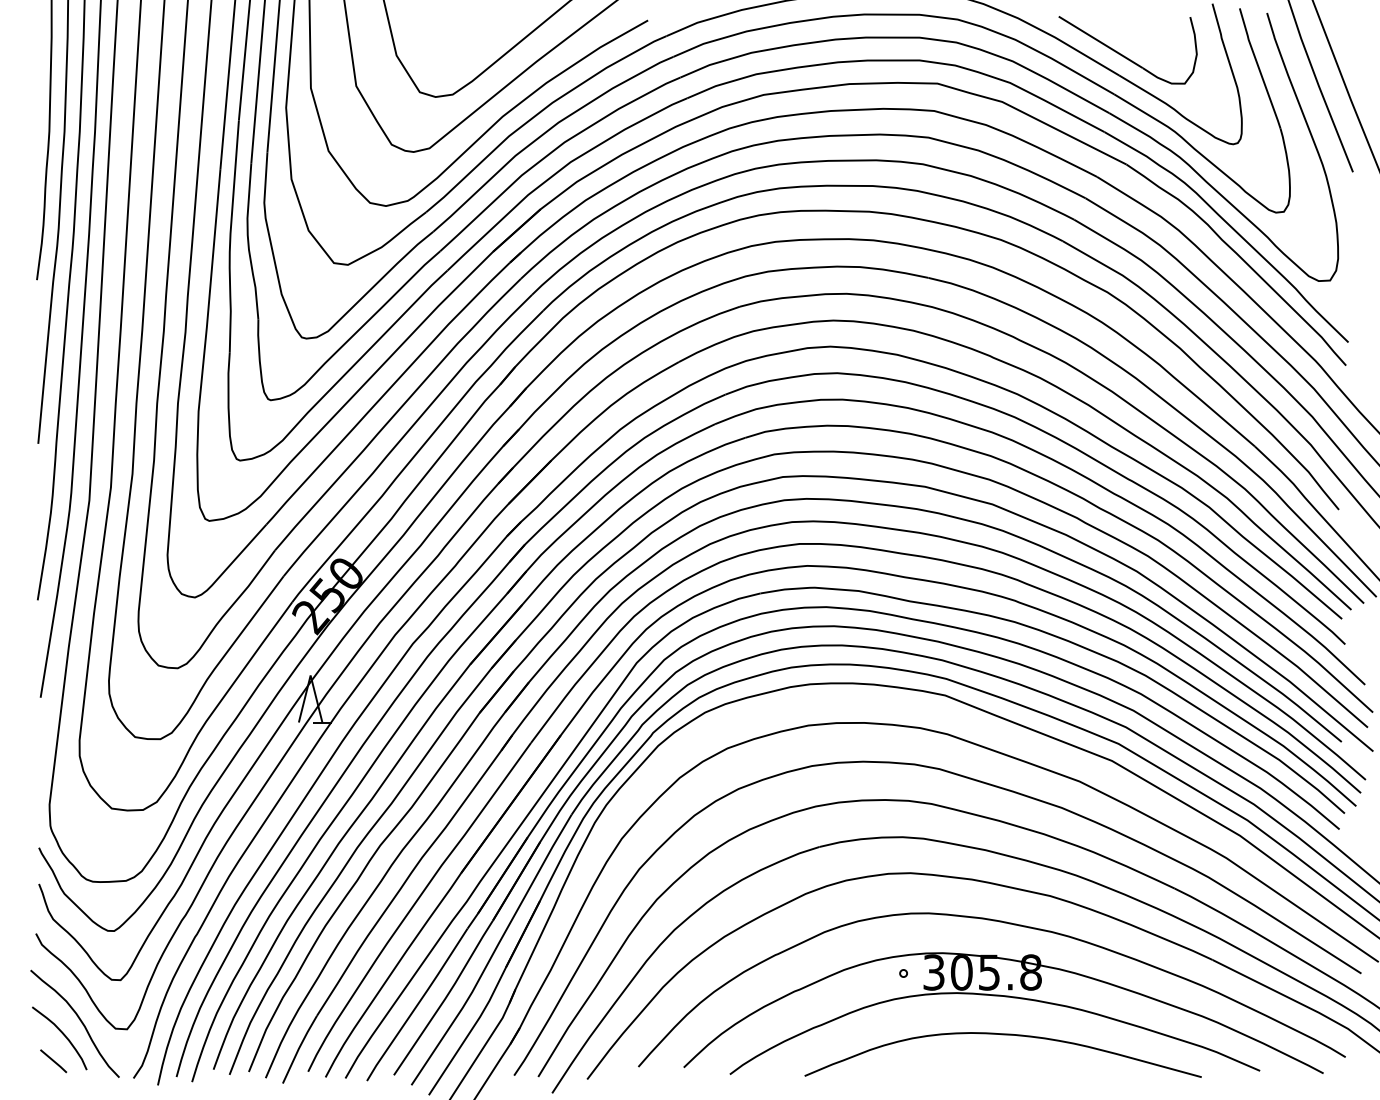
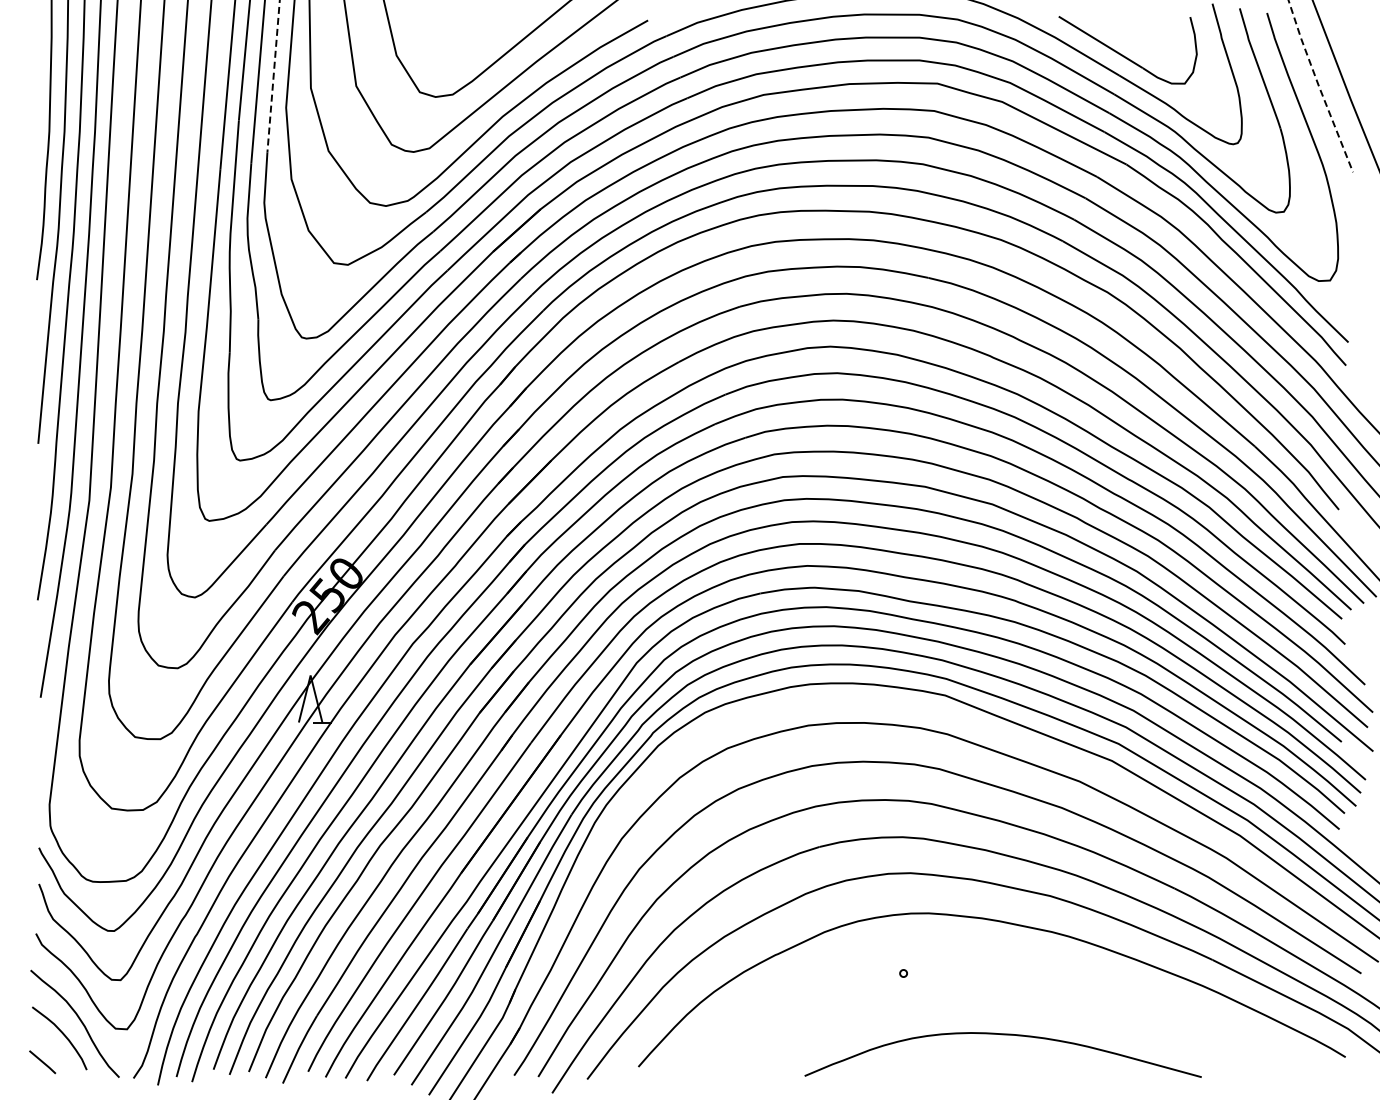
line: solid -> dashed (273, 76)
line: solid -> dashed (1318, 86)
part: present -> none (1005, 997)
line position: (53, 1061) -> (42, 1062) (42, 1062)
